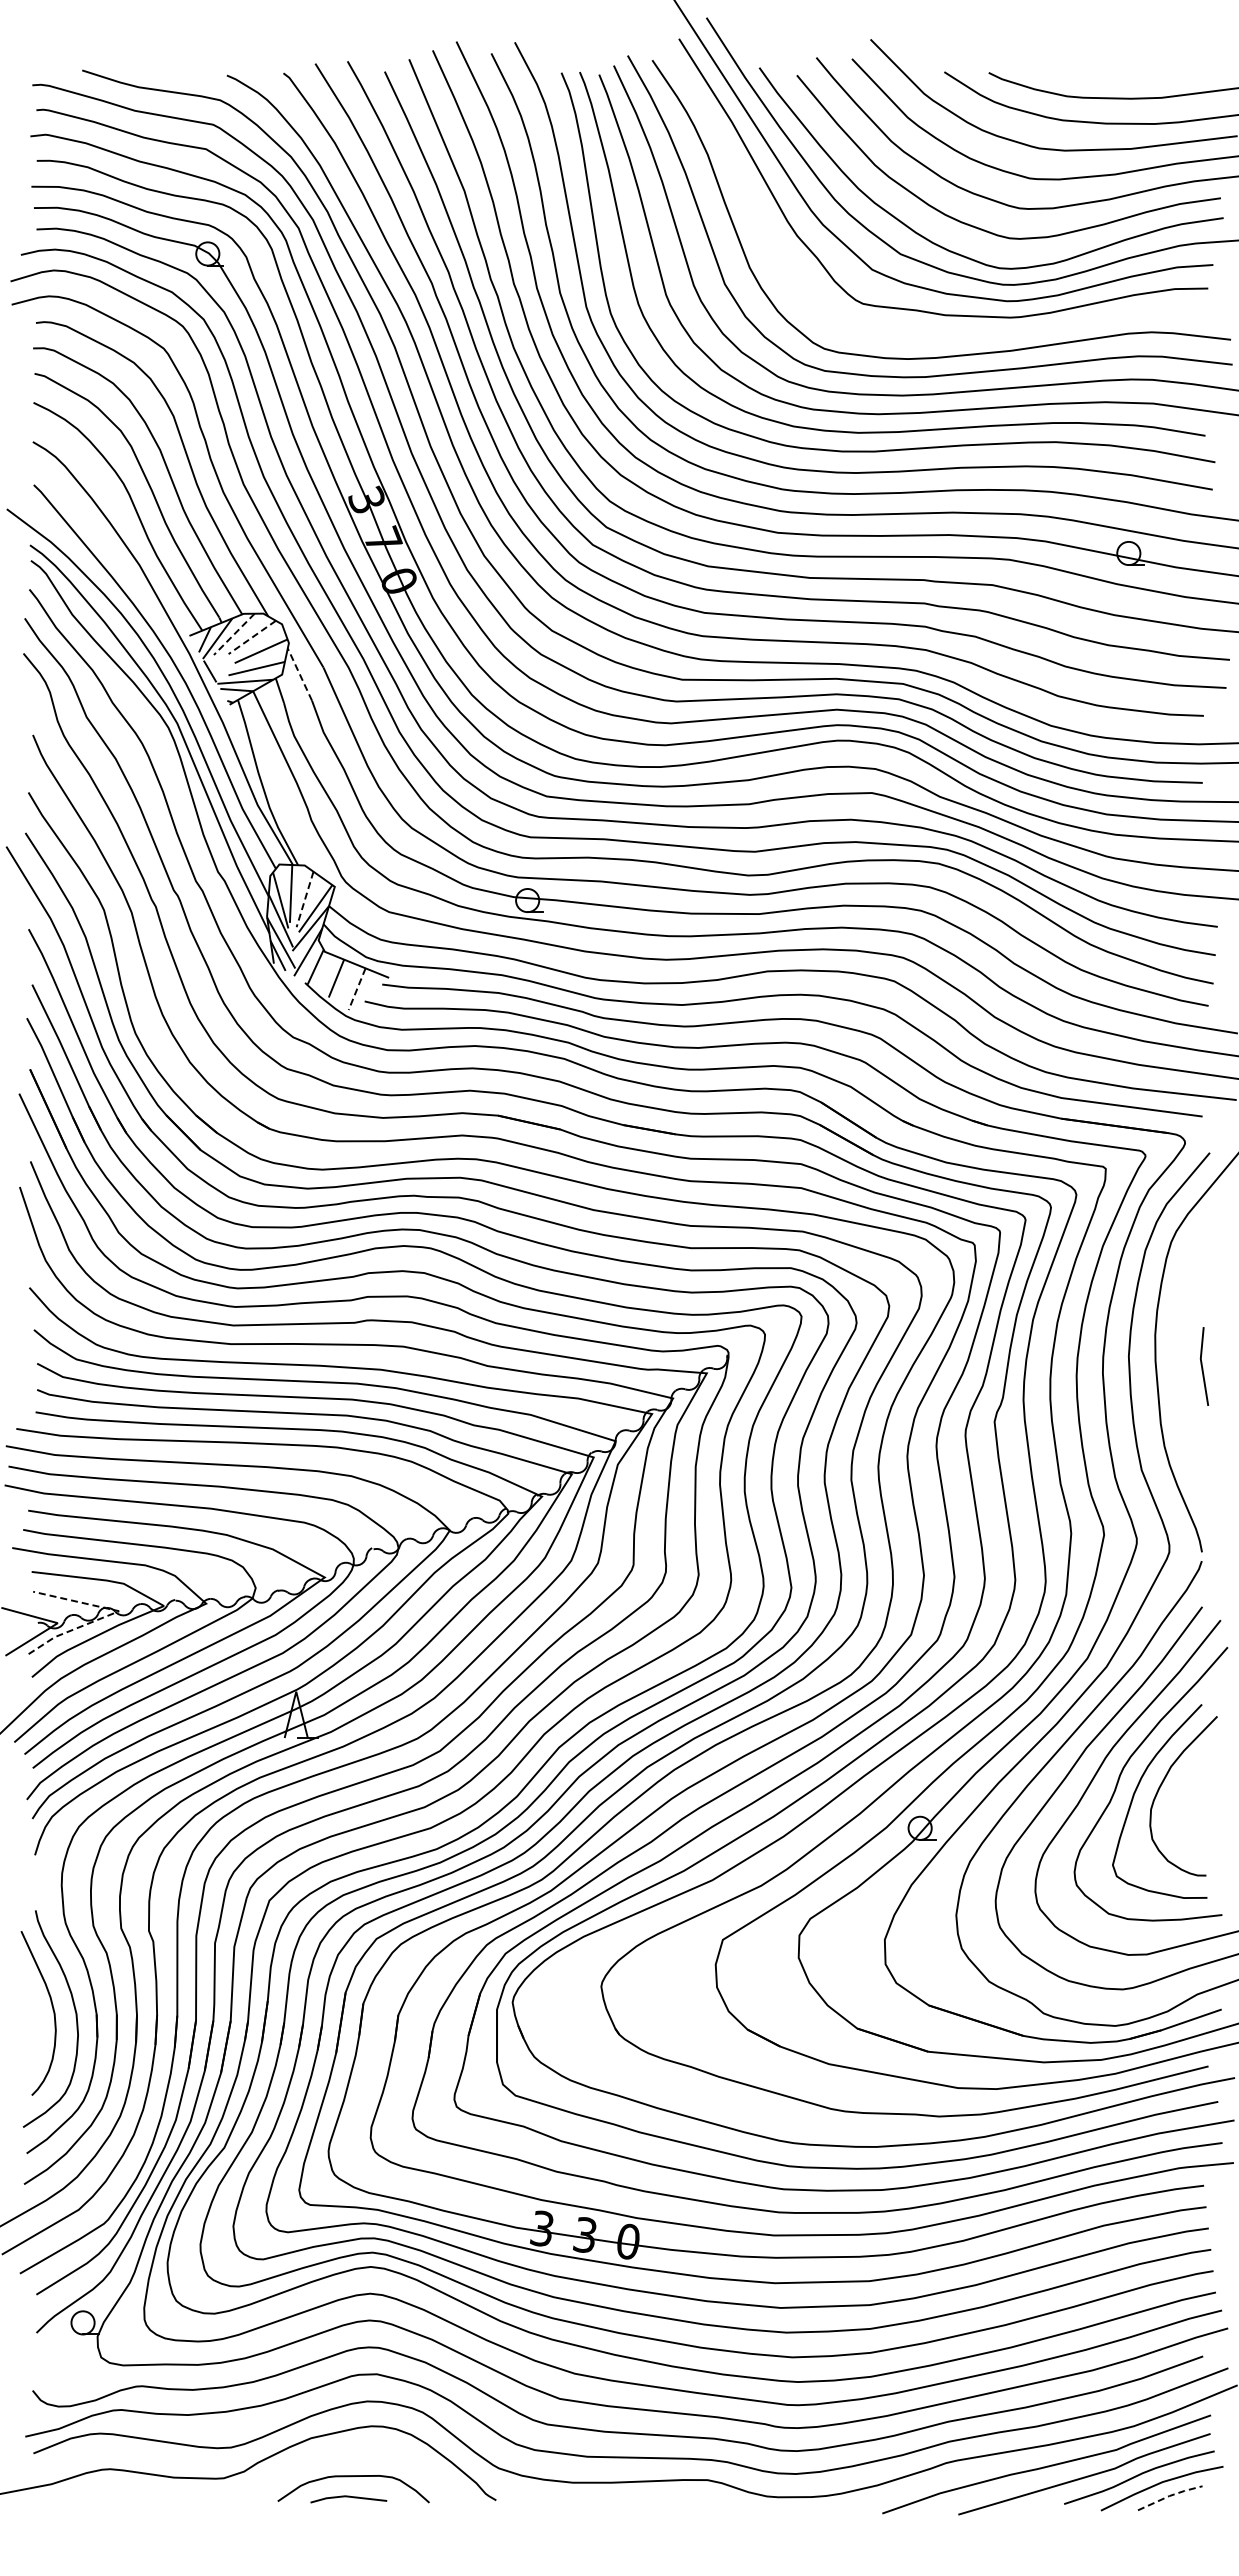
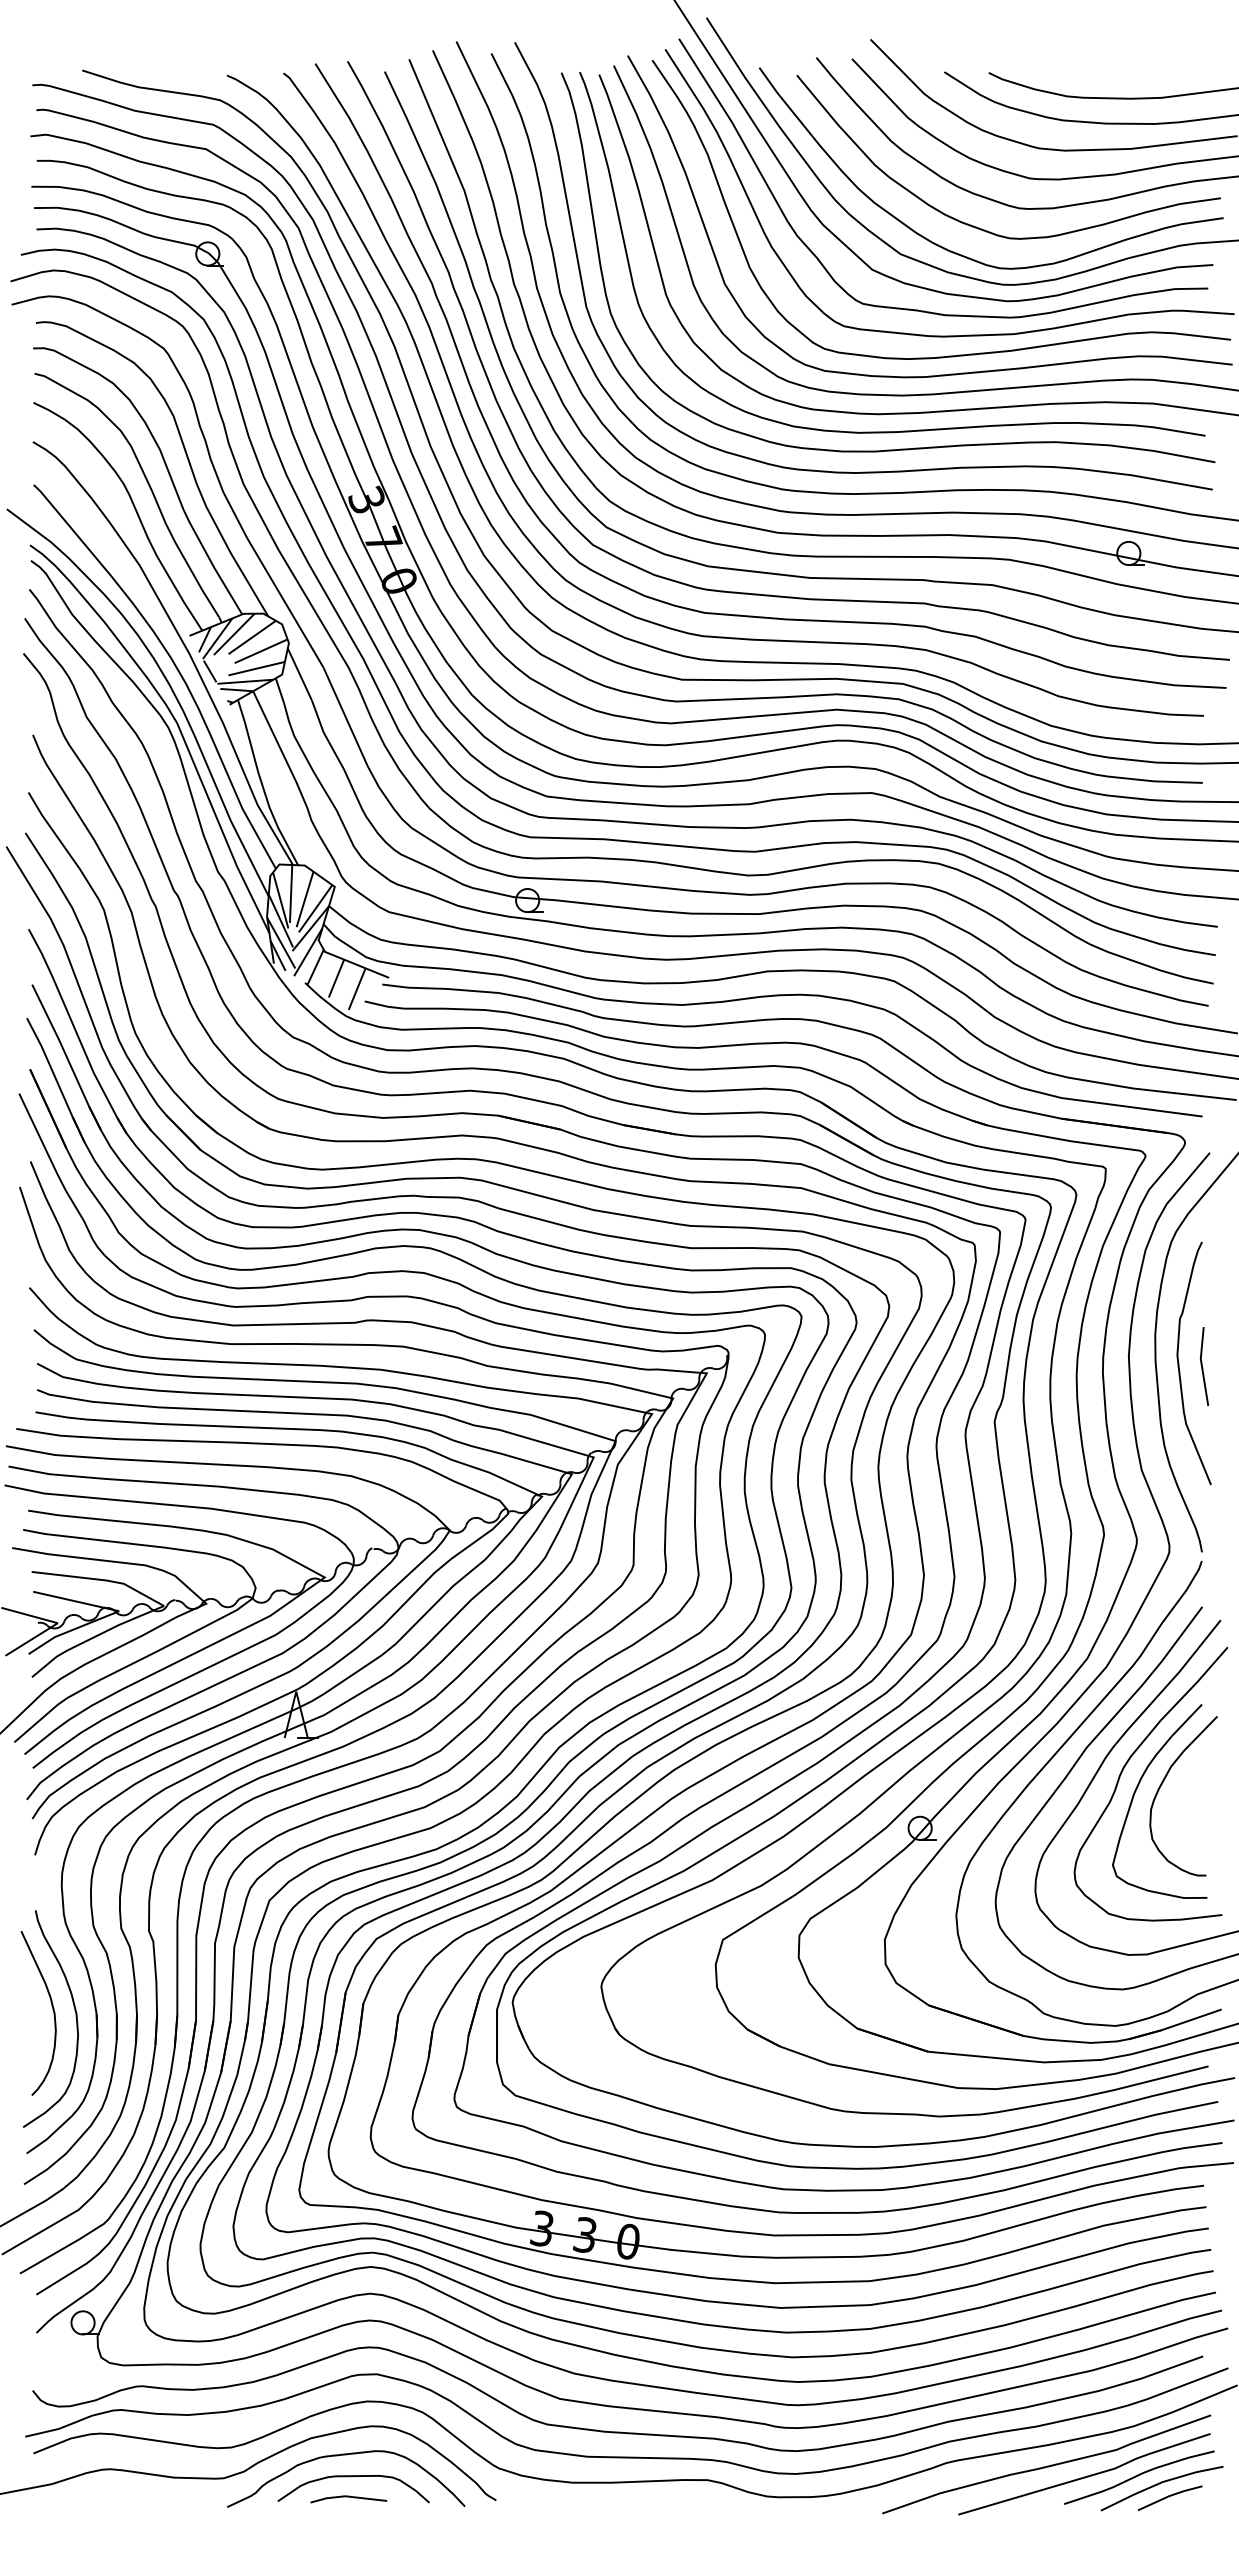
curve: none -> present (949, 335)
line: dashed -> solid (234, 634)
line: dashed -> solid (252, 637)
line: dashed -> solid (299, 674)
line: dashed -> solid (305, 899)
line: dashed -> solid (356, 989)
curve: none -> present (1179, 1363)
line: dashed -> solid (113, 1613)
curve: none -> present (346, 2455)
line: dashed -> solid (1169, 2496)
